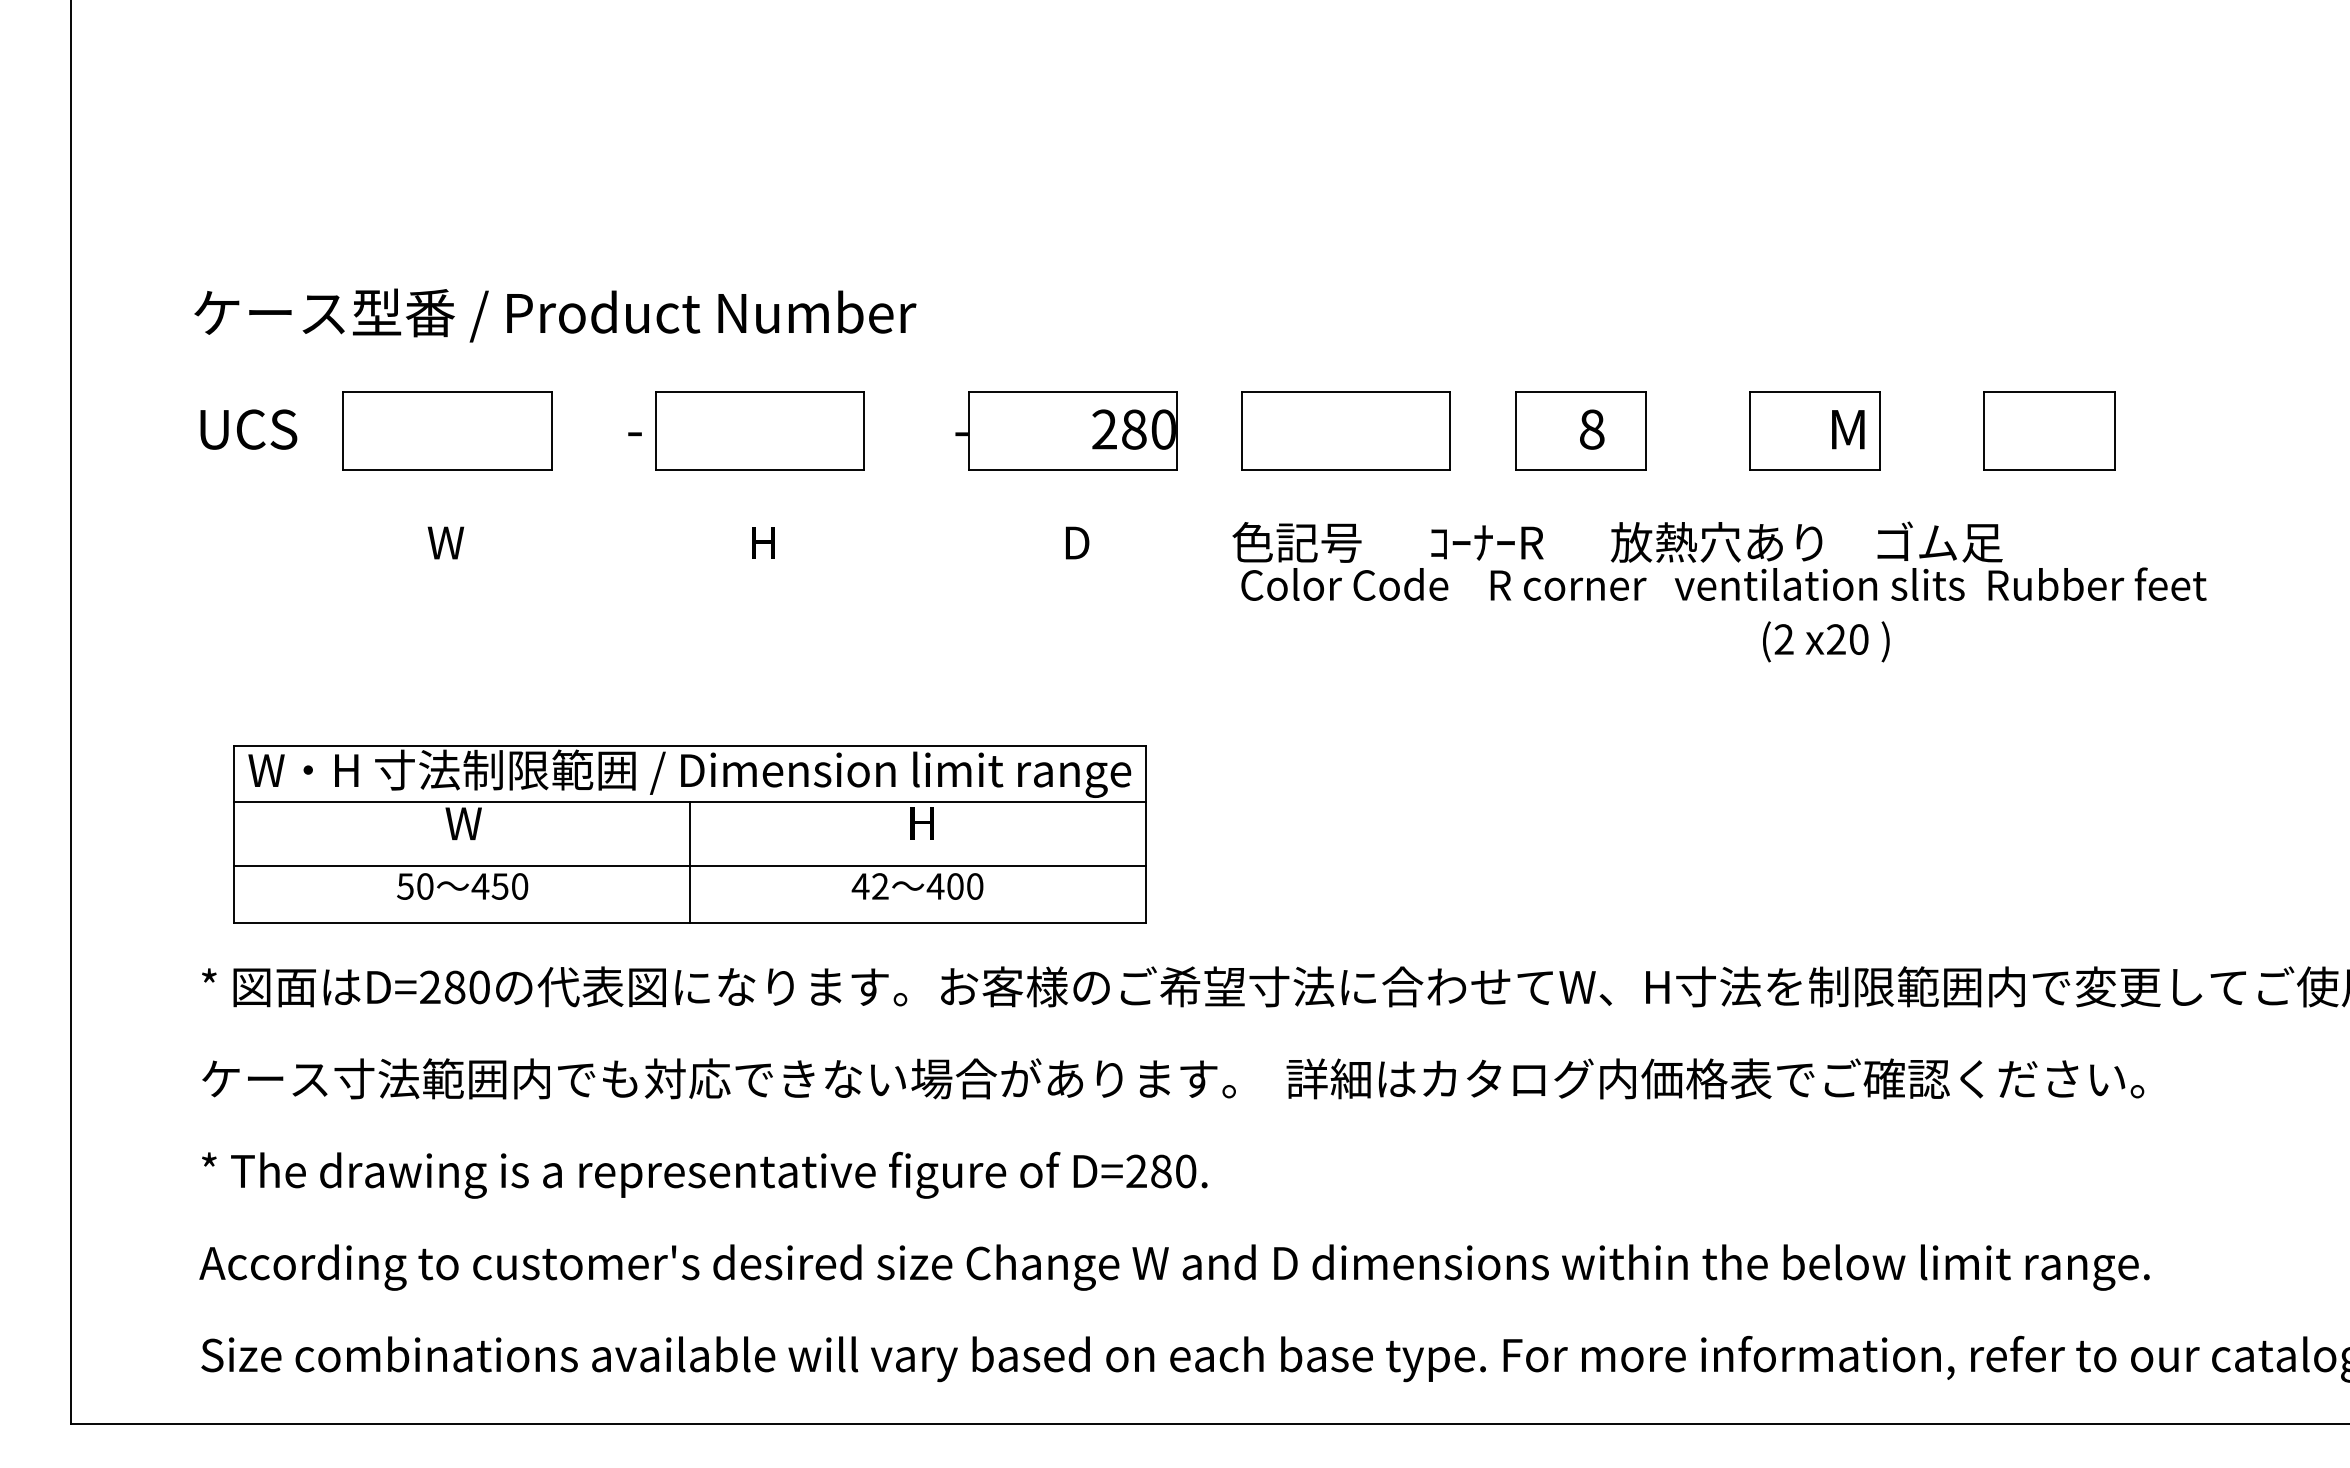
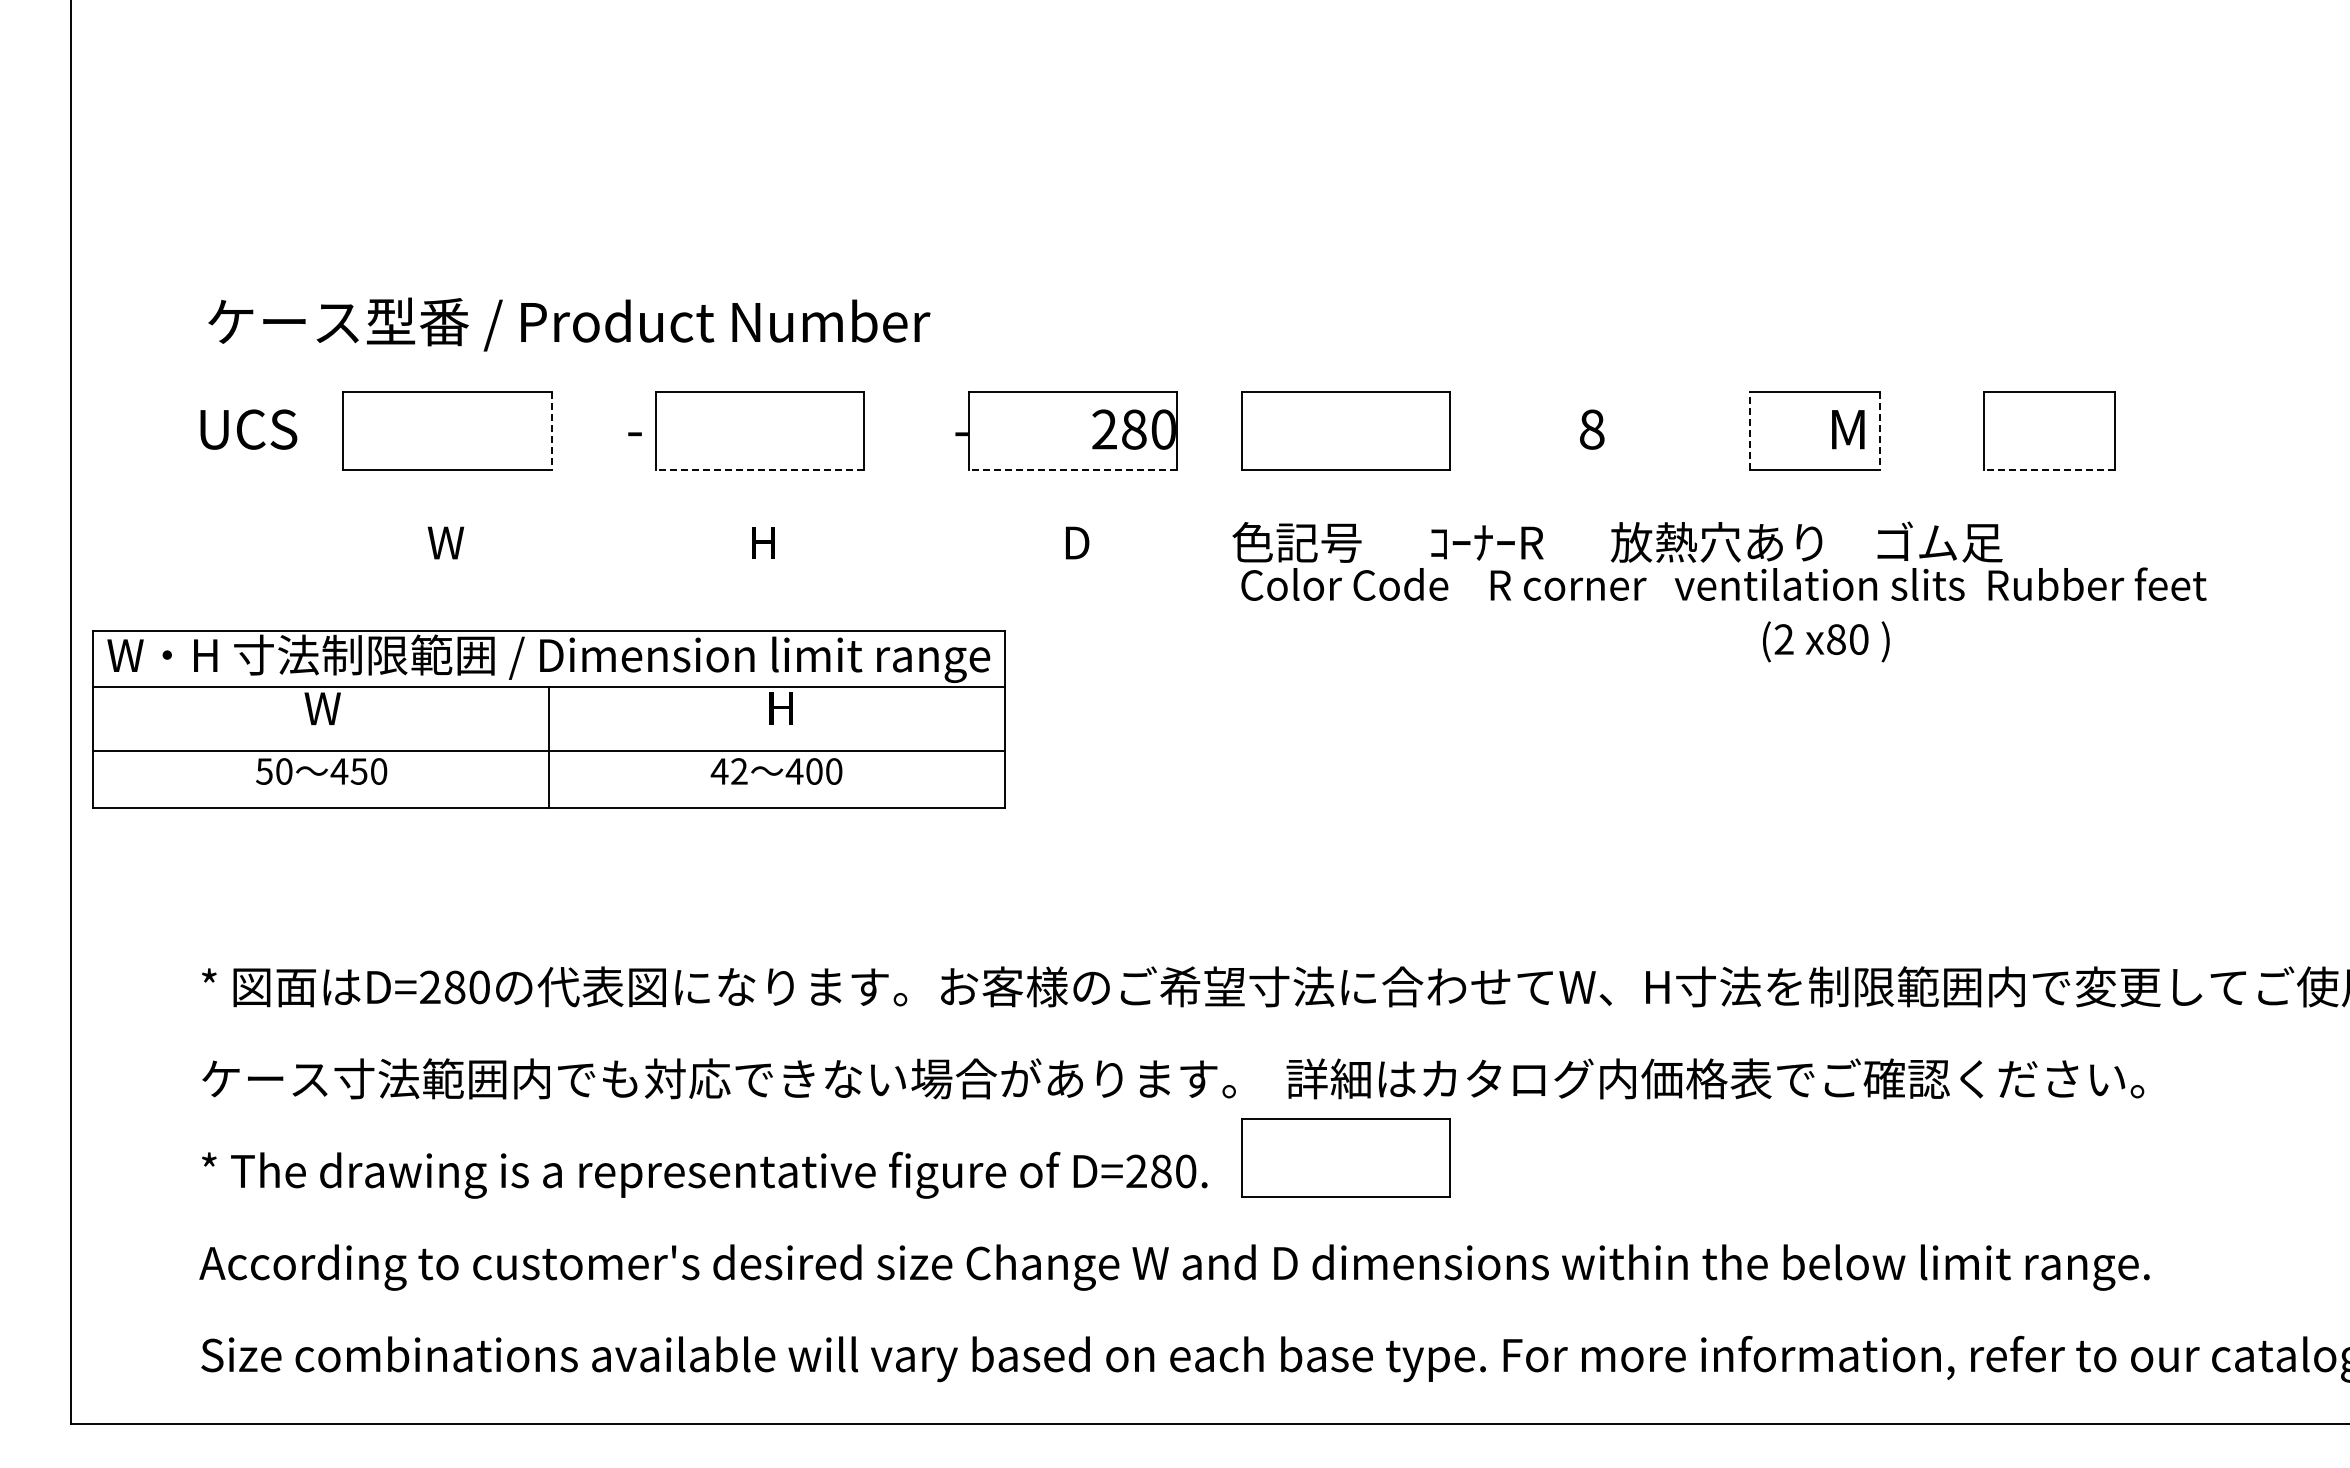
text position: (555, 315) -> (569, 324) (569, 324)
part: present -> none (1580, 430)
line: solid -> dashed (1749, 430)
line: solid -> dashed (551, 431)
line: solid -> dashed (1880, 431)
line: solid -> dashed (759, 469)
line: solid -> dashed (1072, 469)
line: solid -> dashed (2048, 469)
text: x20 -> x80 (1836, 639)
part position: (689, 834) -> (548, 719) (548, 719)
part: none -> present (1345, 1157)
